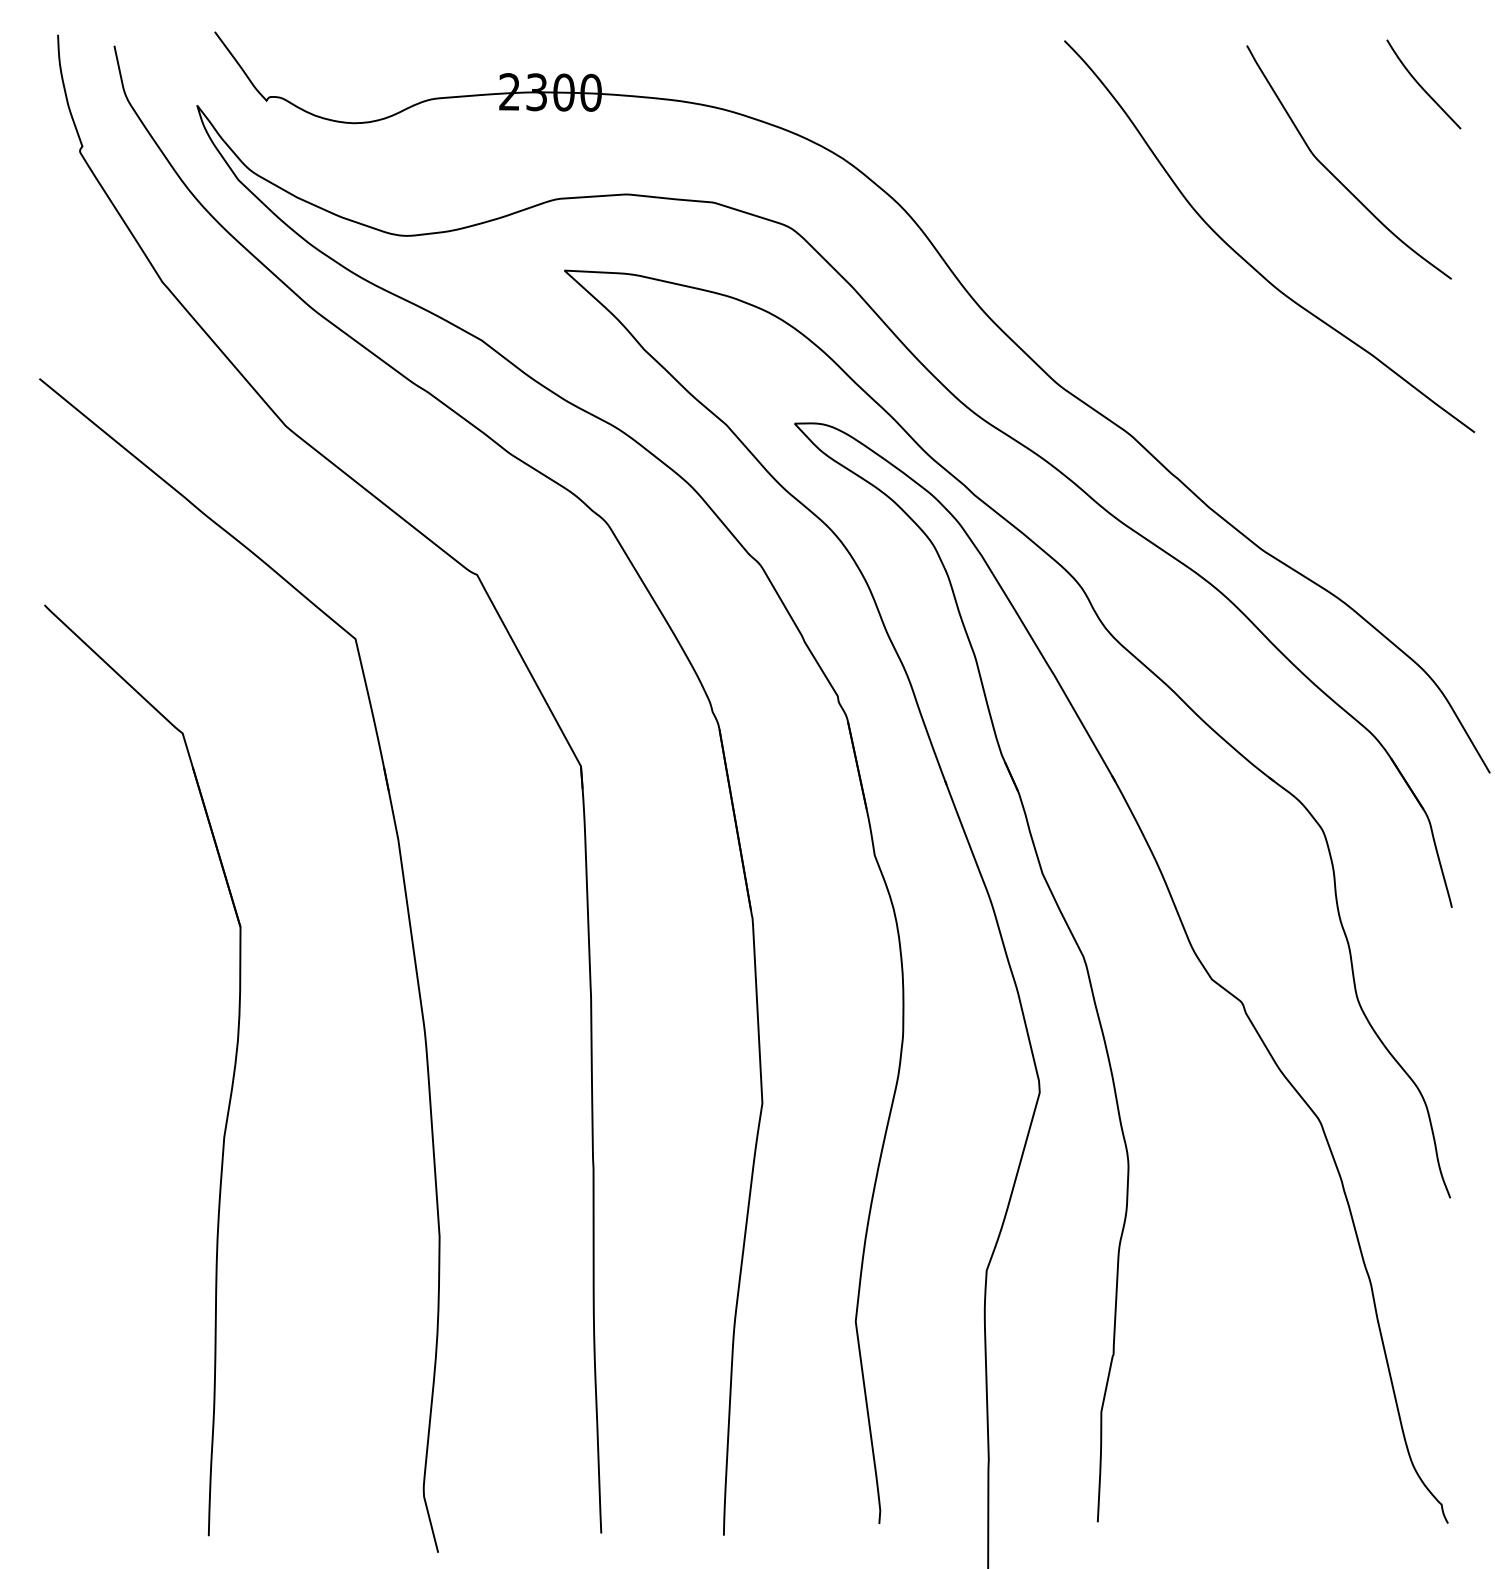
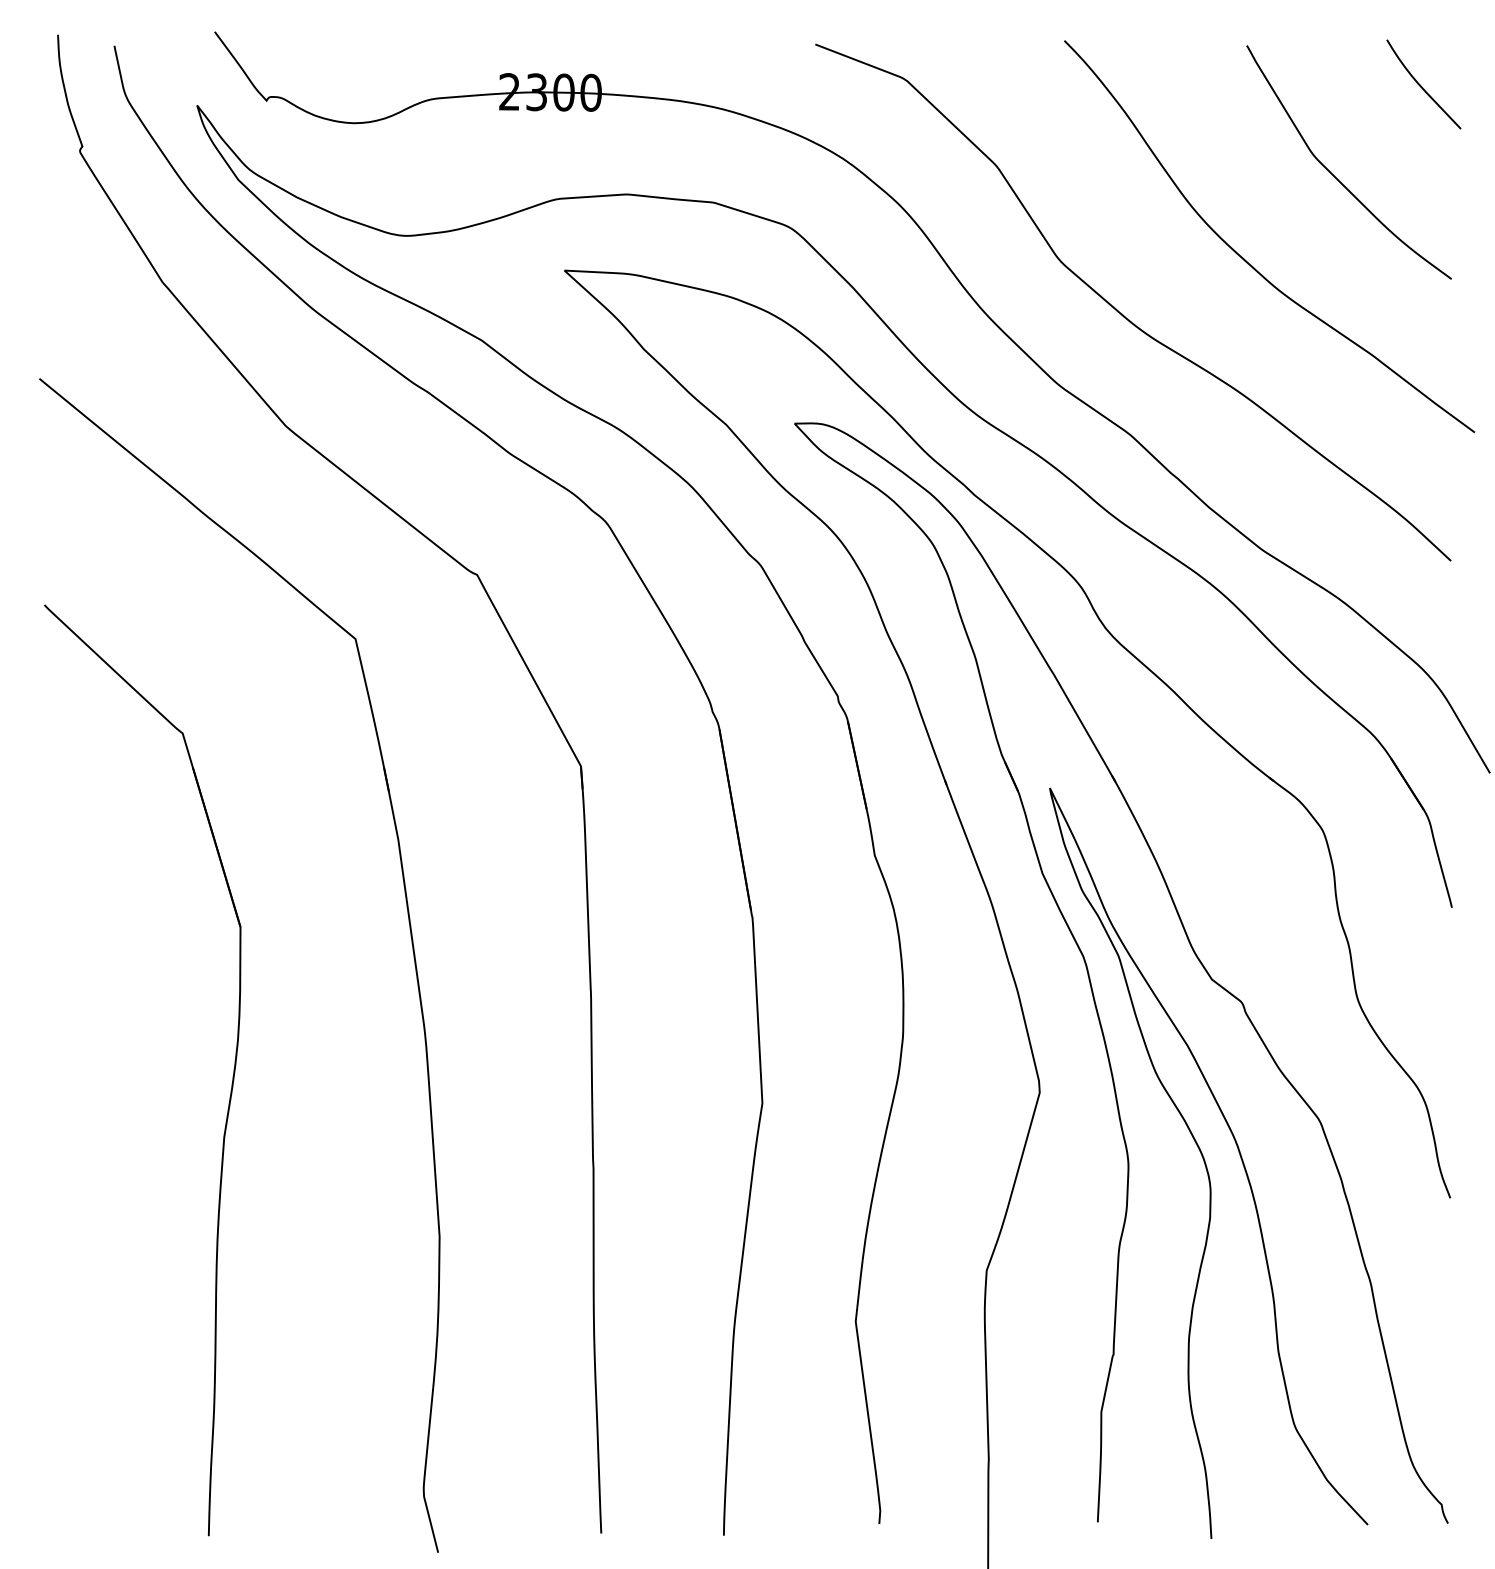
curve: none -> present (1122, 313)
curve: none -> present (1206, 1163)
